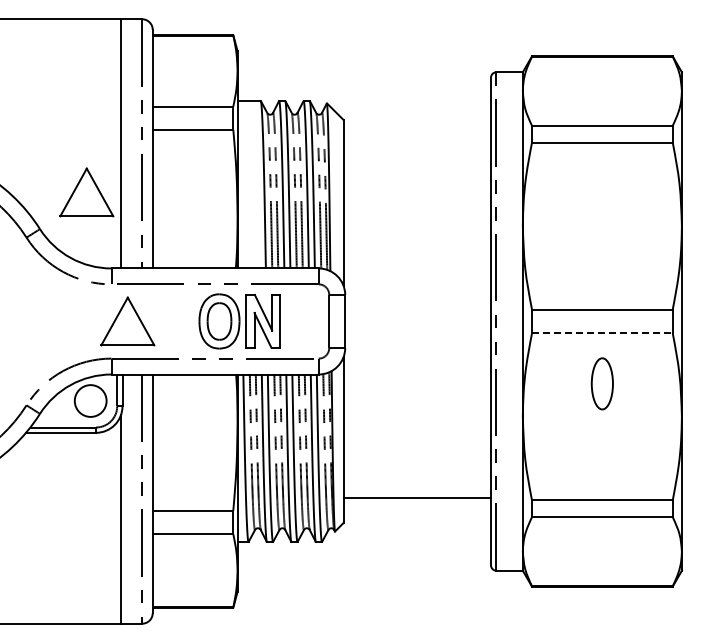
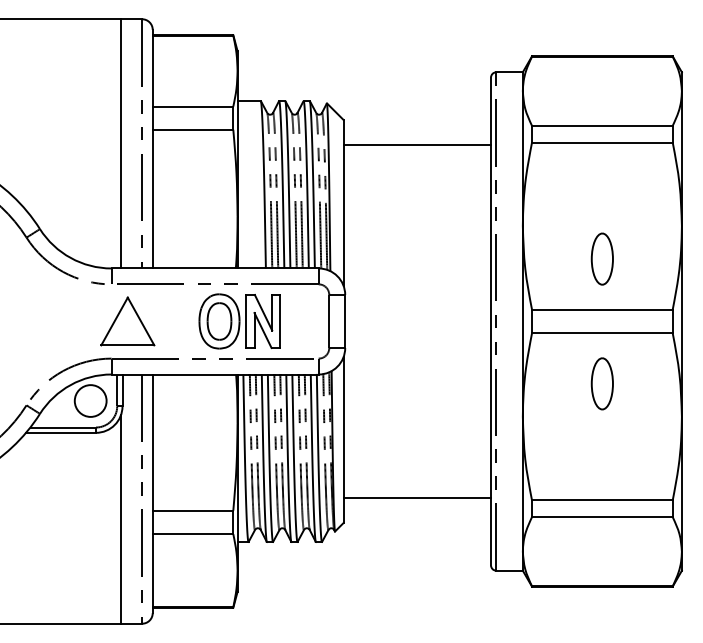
line: none -> present (417, 145)
part: present -> none (86, 192)
part: none -> present (601, 258)
line: dashed -> solid (602, 333)
